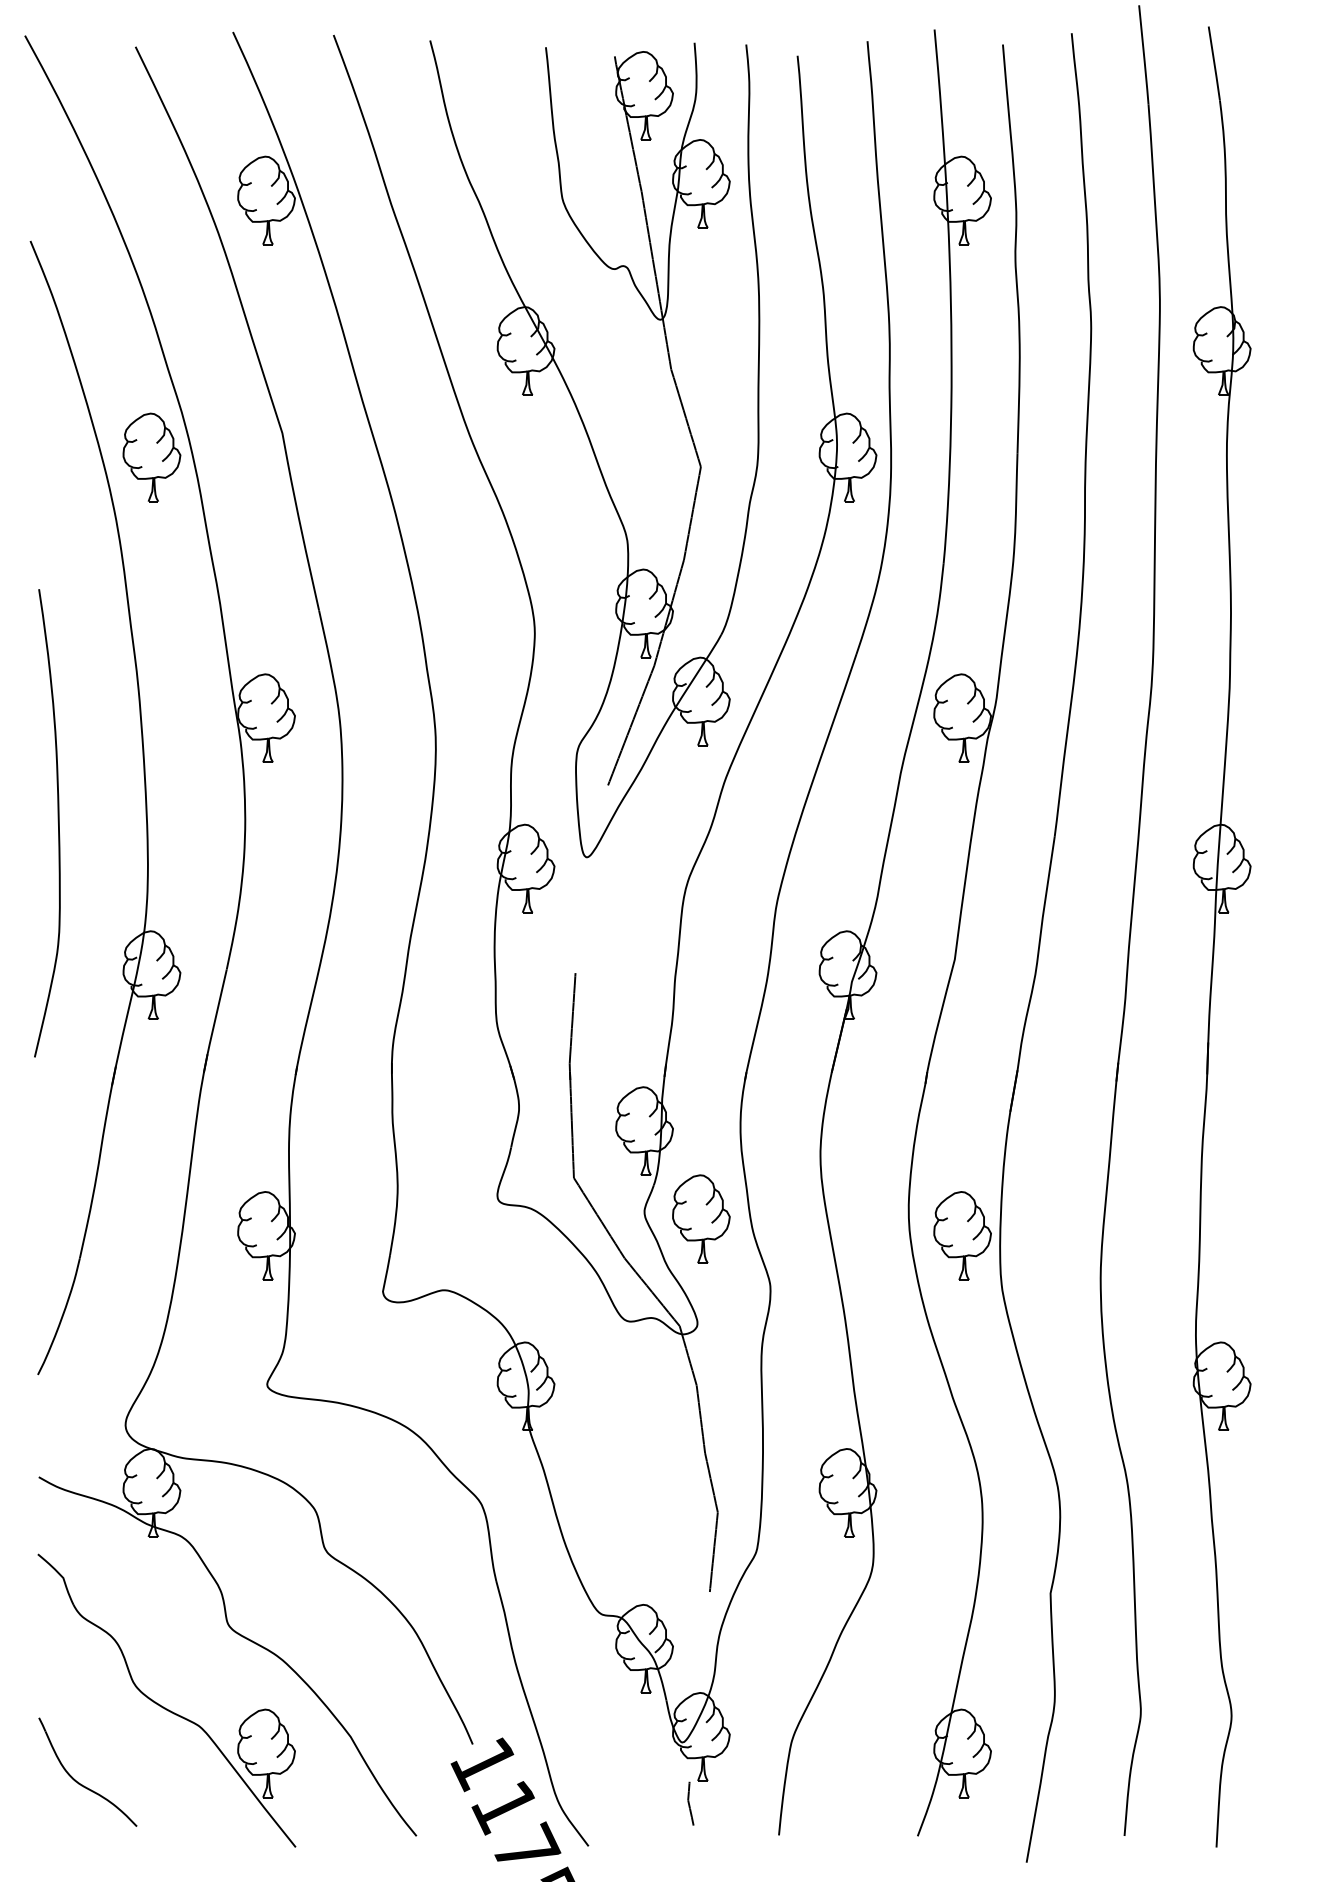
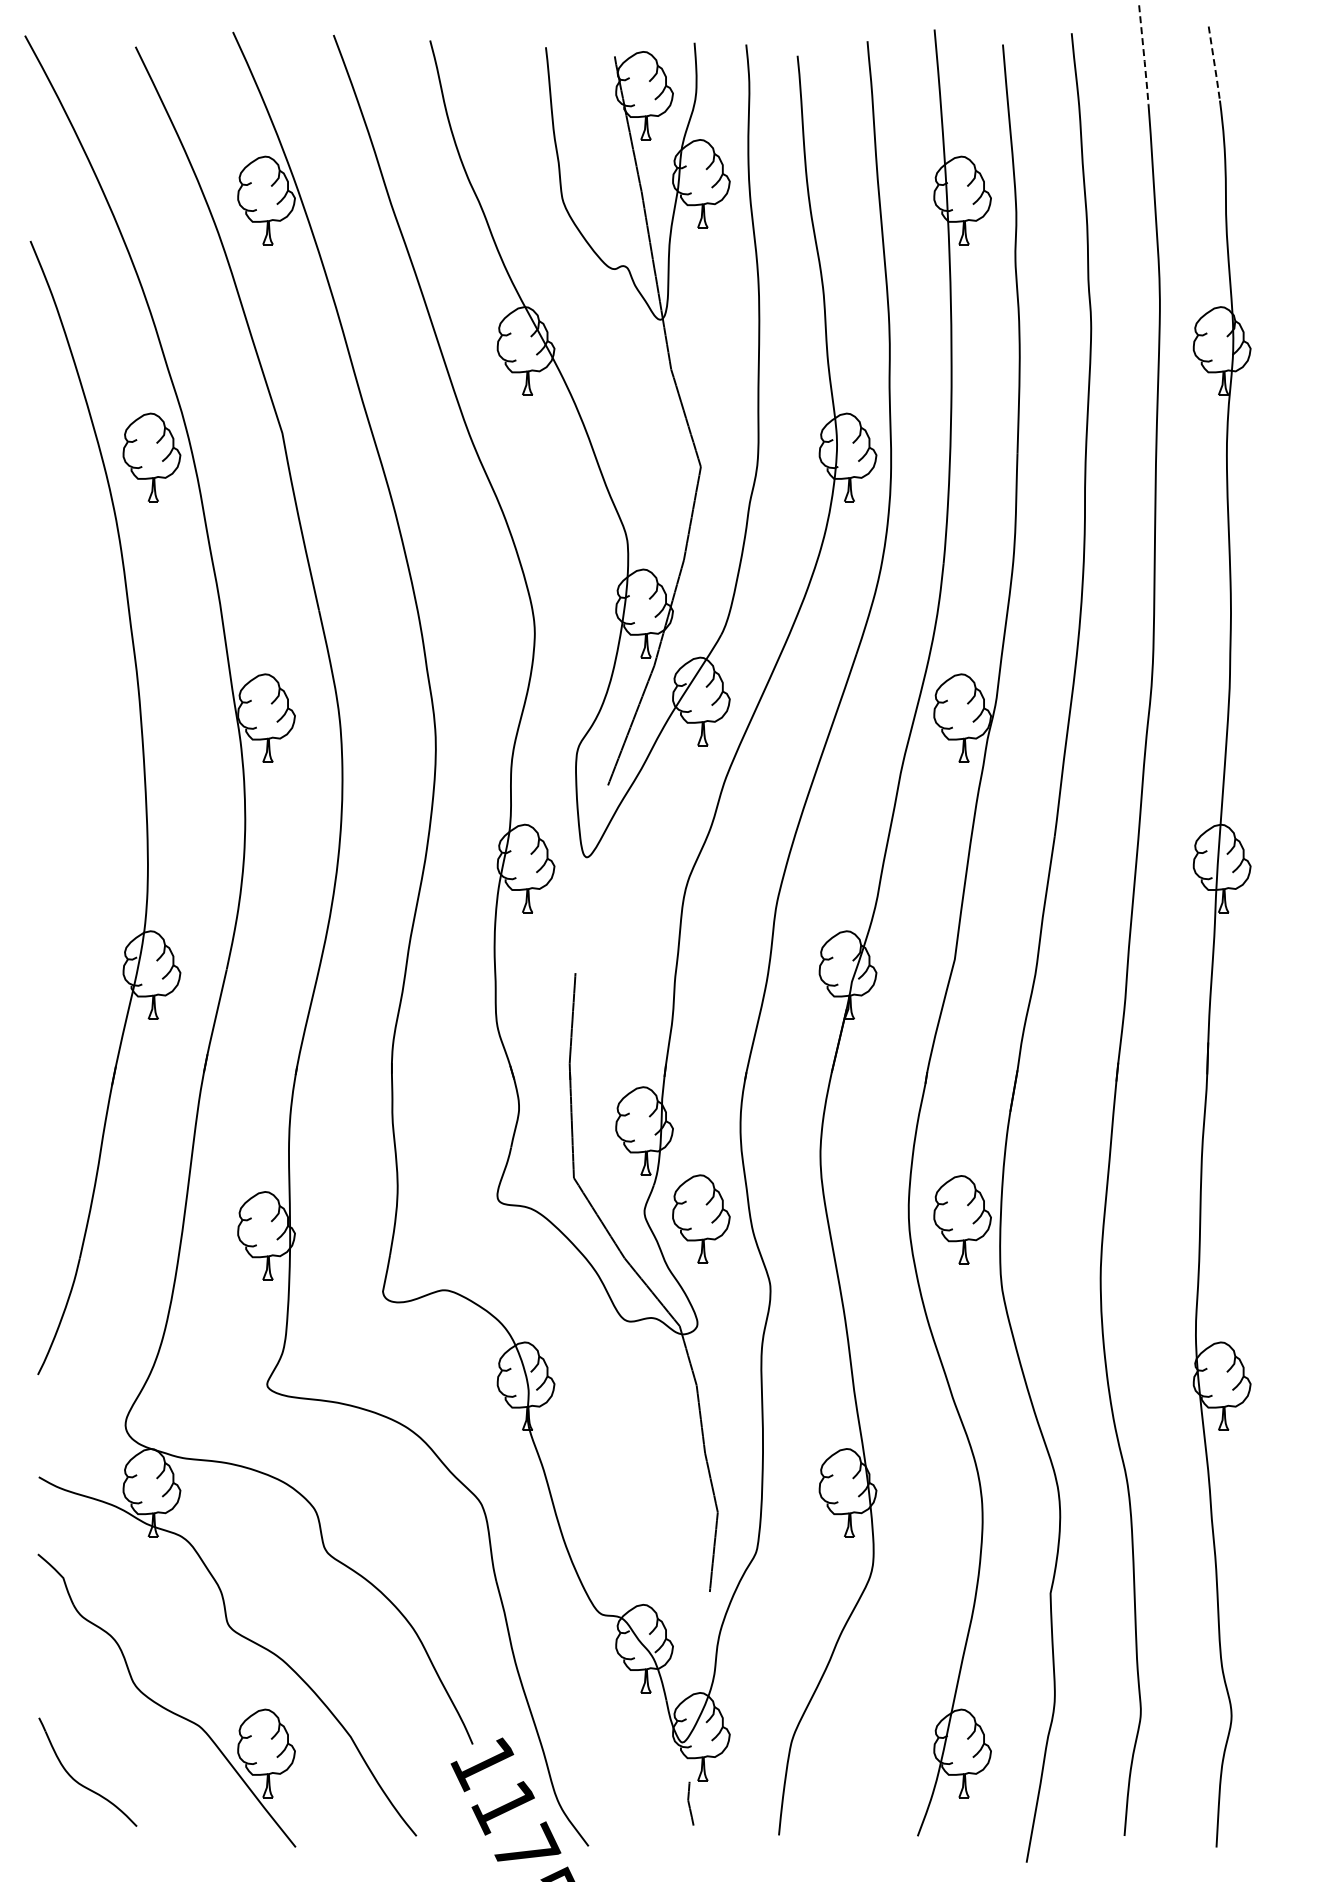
line: solid -> dashed (1144, 56)
line: solid -> dashed (1214, 64)
curve: present -> none (57, 822)
part position: (962, 1235) -> (962, 1219) (962, 1219)
